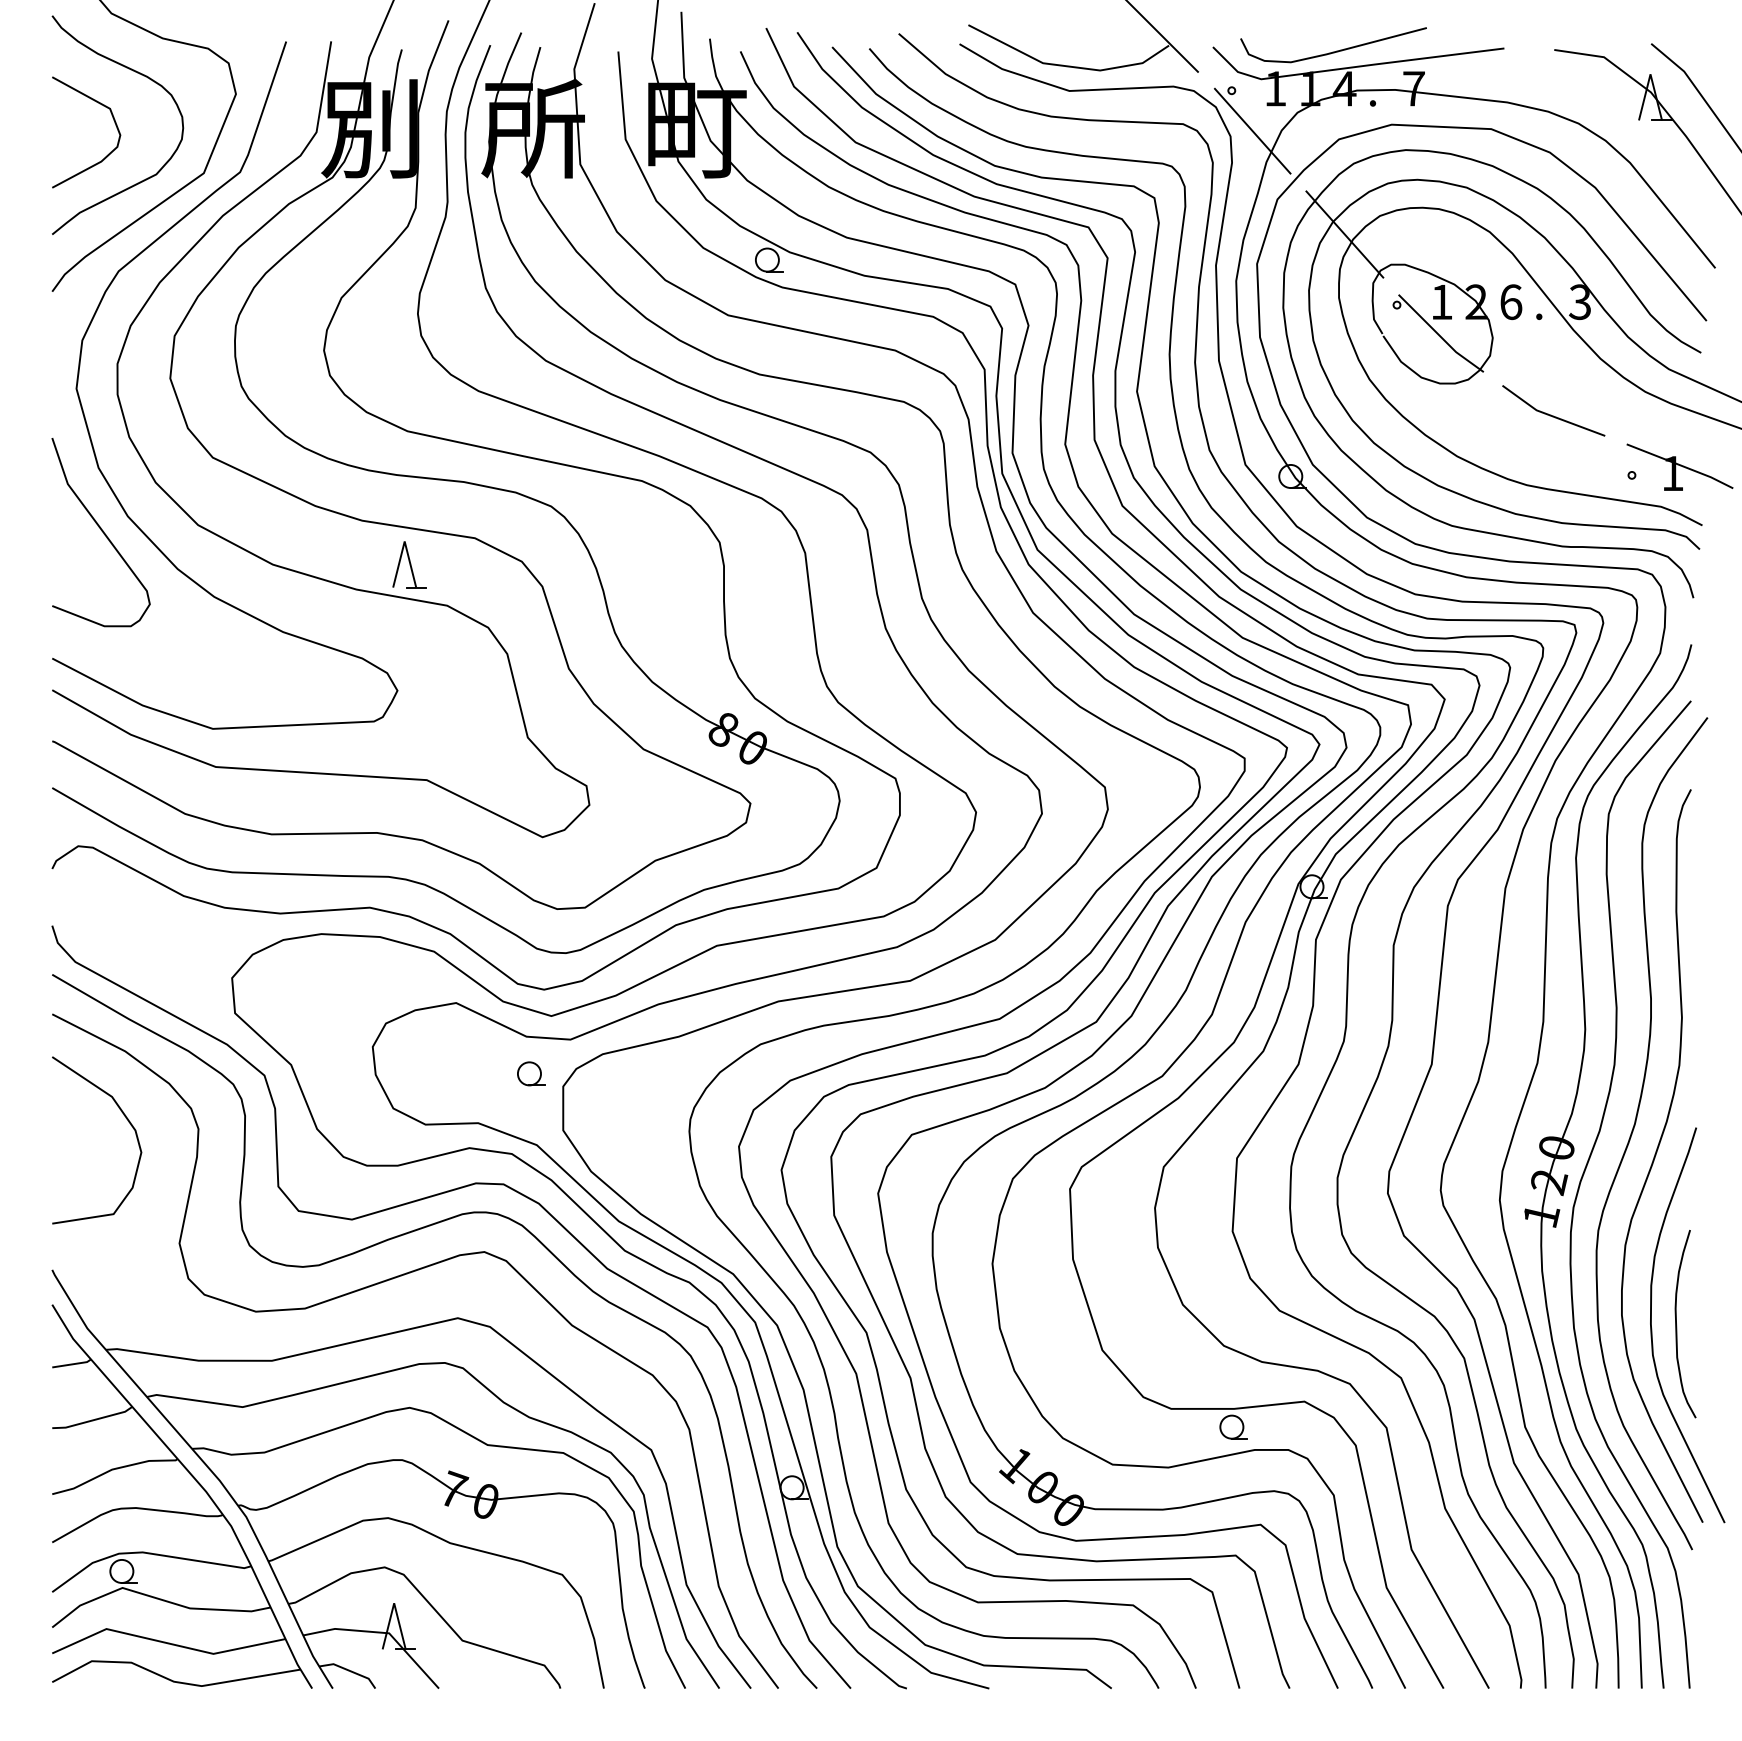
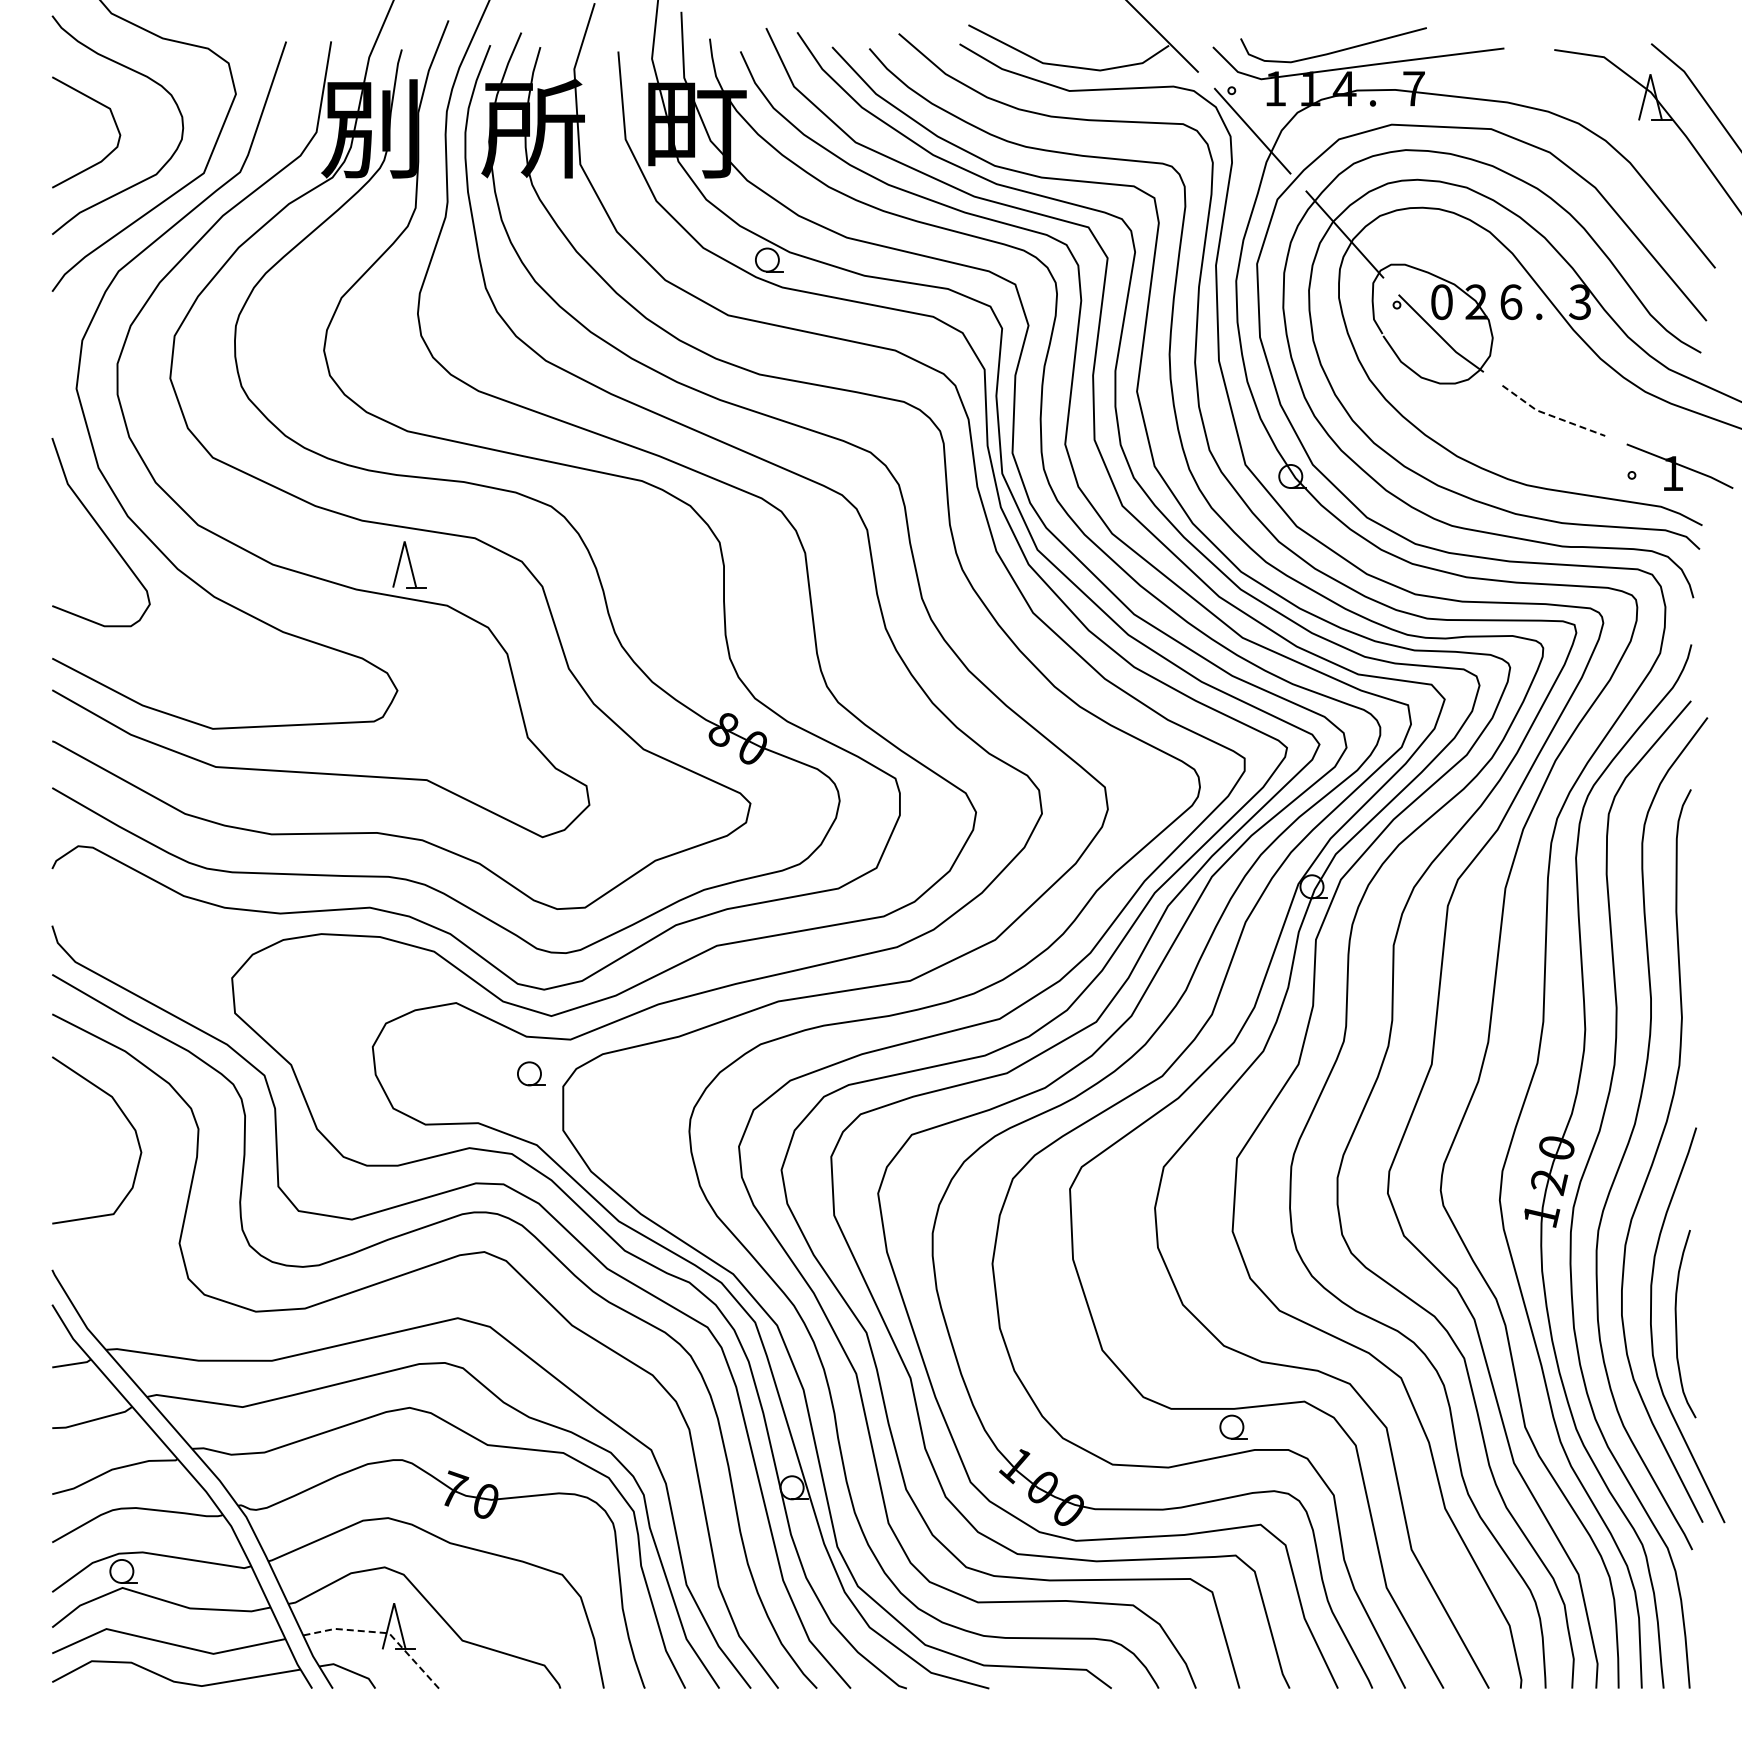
text: 1 -> 0 (1441, 302)
line: solid -> dashed (1550, 415)
line: solid -> dashed (382, 1632)
